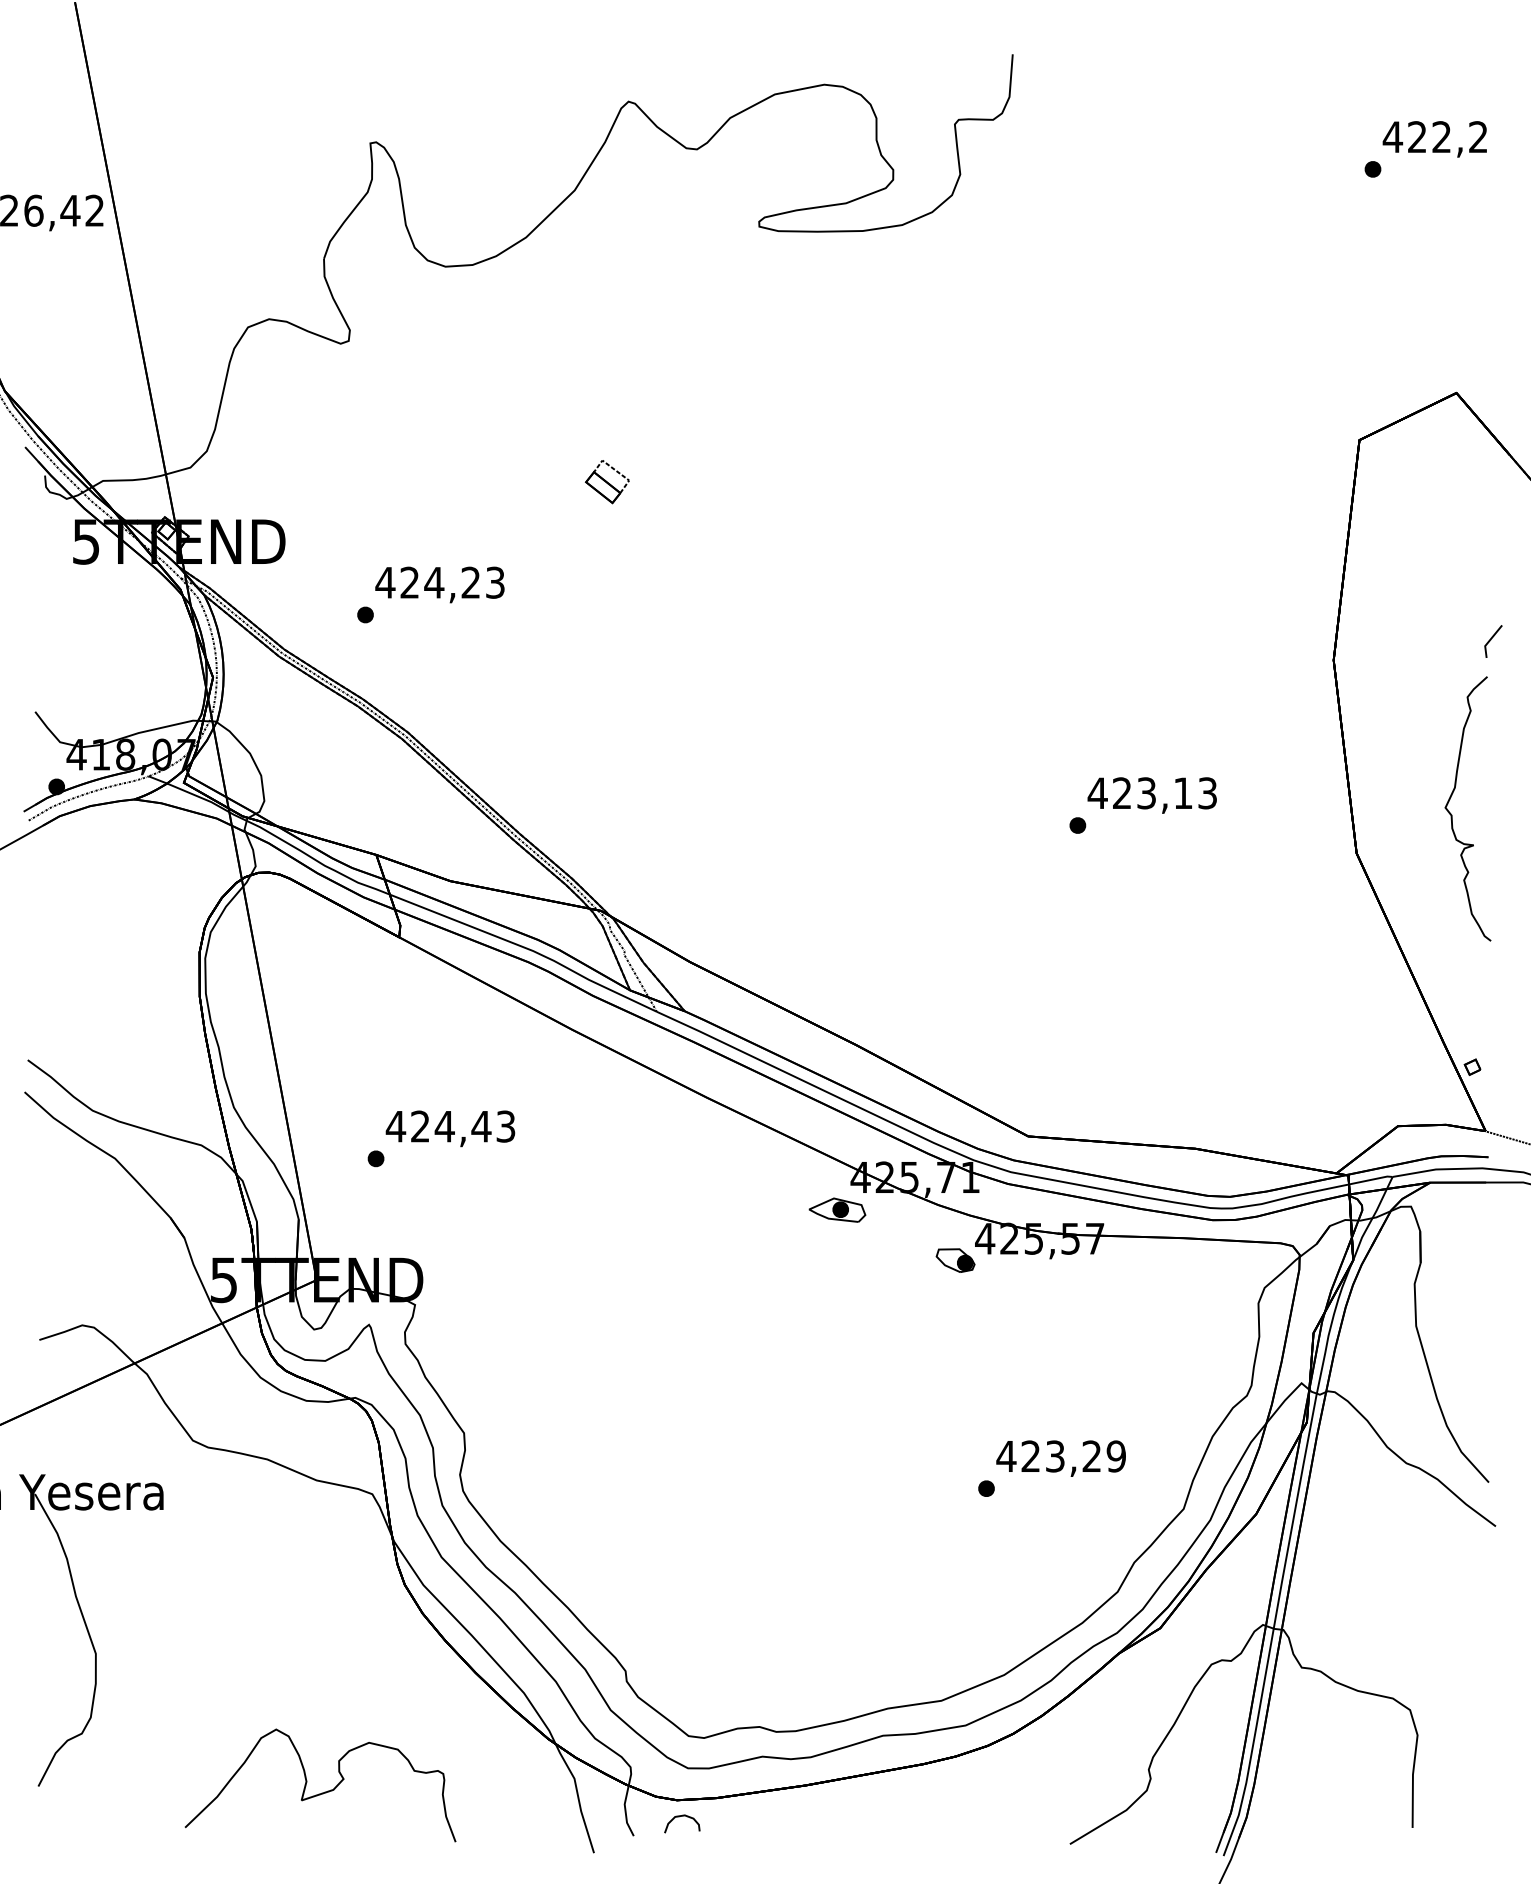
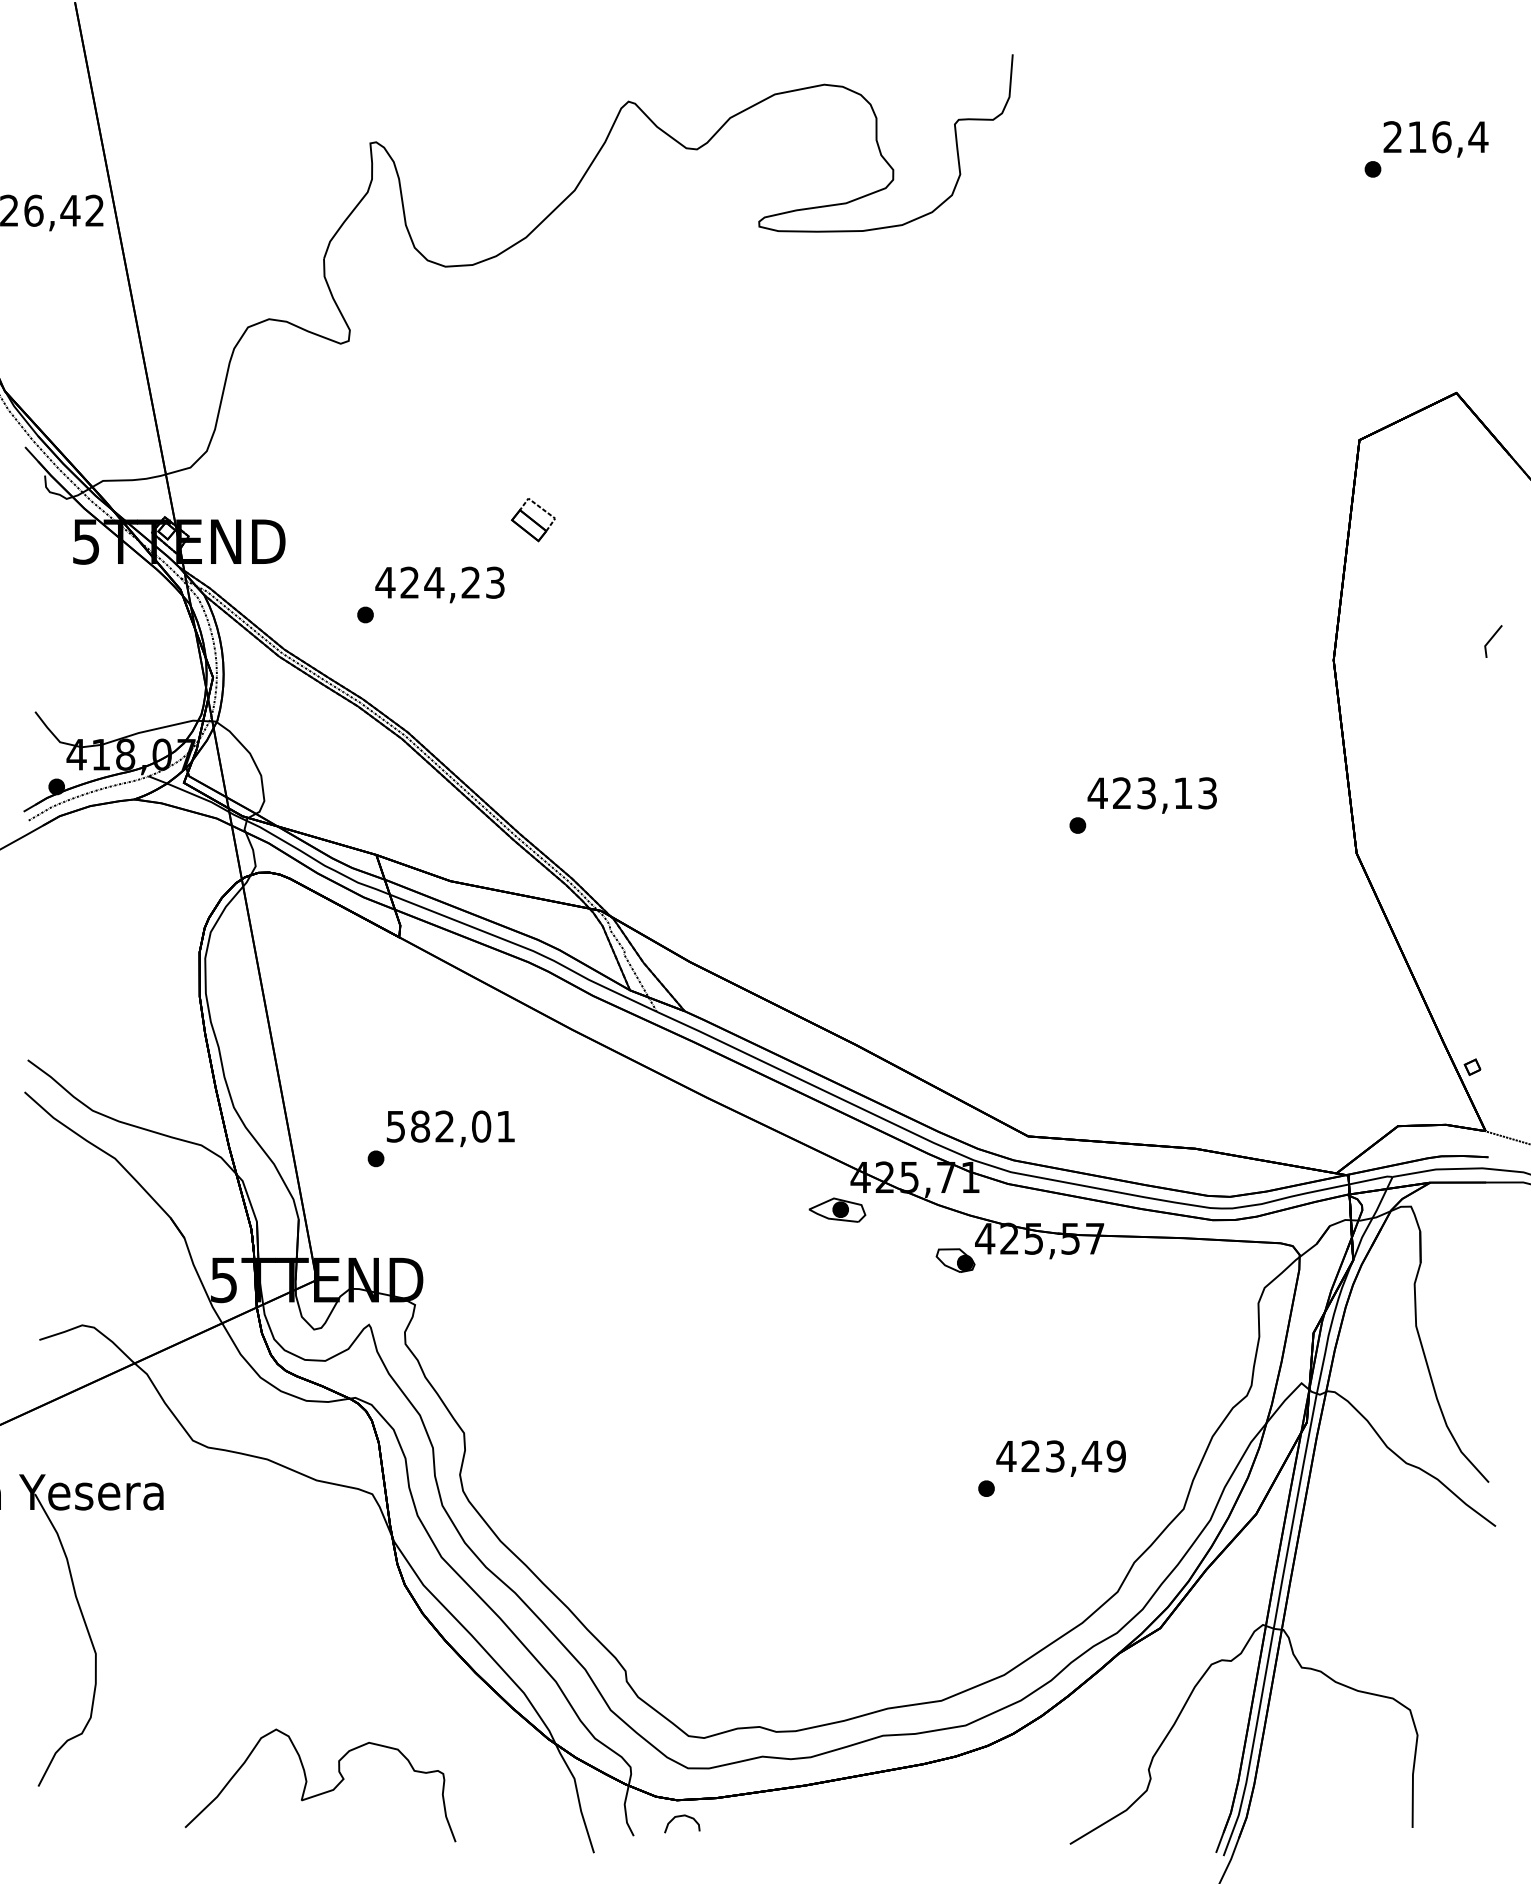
text: 422,2 -> 216,4 (1435, 137)
part position: (607, 482) -> (533, 520) (533, 520)
curve: present -> none (1452, 815)
text: 424,43 -> 582,01 (450, 1126)
text: 423,29 -> 423,49 (1091, 1455)
